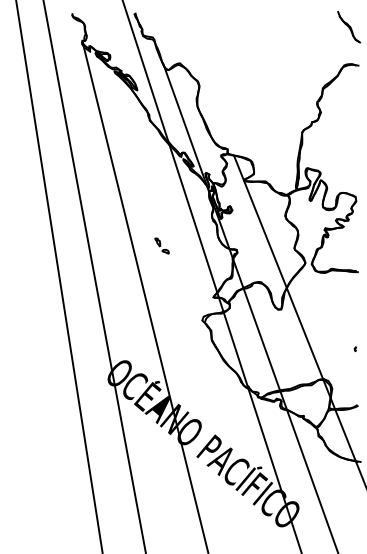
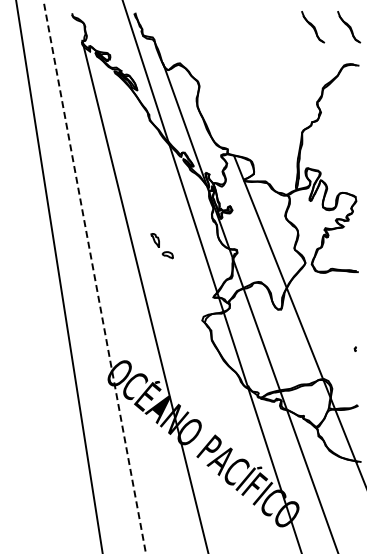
part: none -> present (313, 27)
part size: 16x18 px -> 24x27 px (161, 246)
line: solid -> dashed (94, 276)
